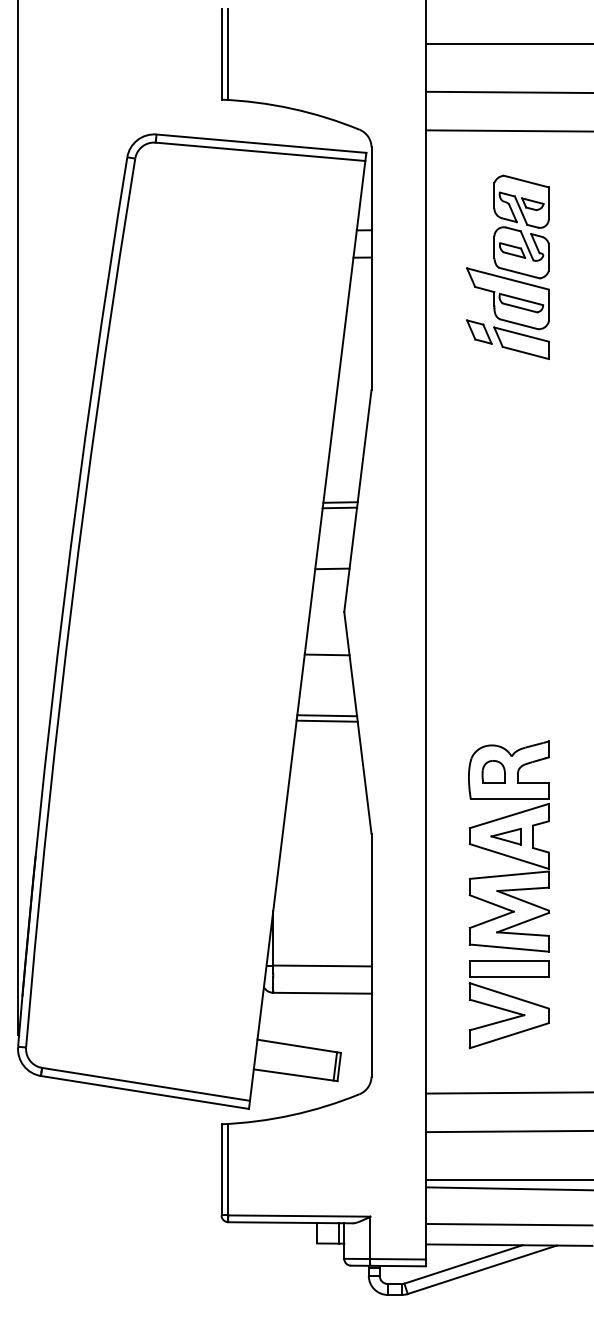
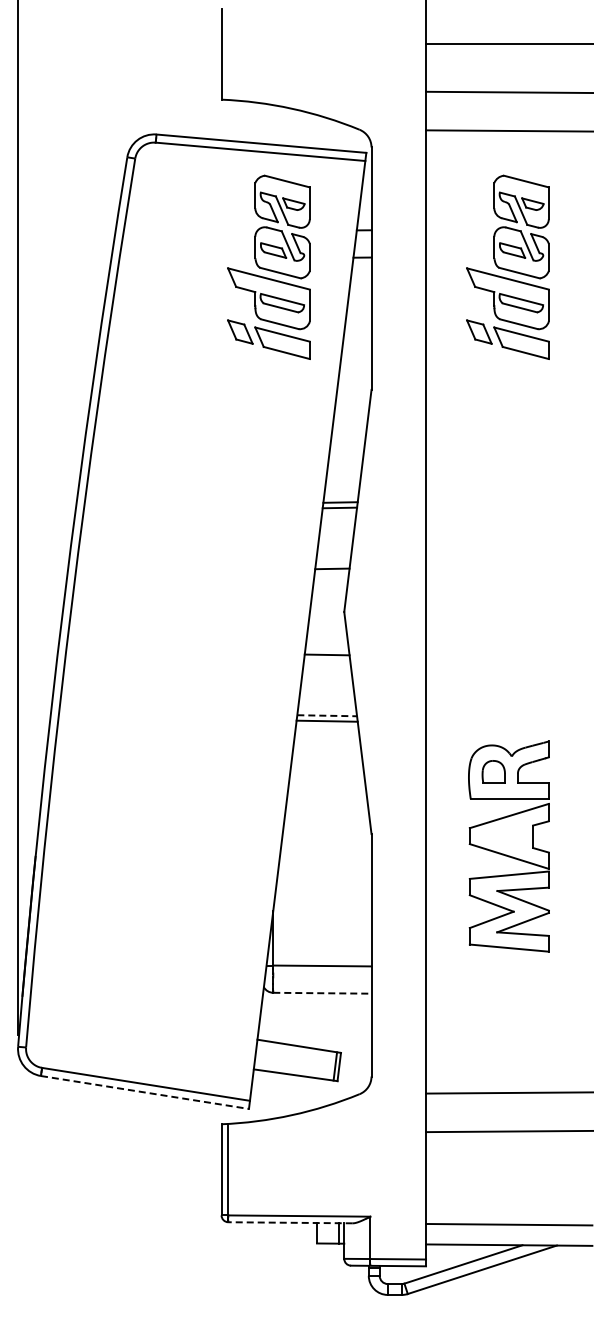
line: present -> none (228, 54)
part: none -> present (268, 266)
line: solid -> dashed (327, 715)
part: present -> none (505, 836)
line: solid -> dashed (322, 993)
part: present -> none (508, 1004)
line: solid -> dashed (145, 1092)
line: present -> none (508, 1180)
line: present -> none (508, 1188)
line: solid -> dashed (290, 1222)
